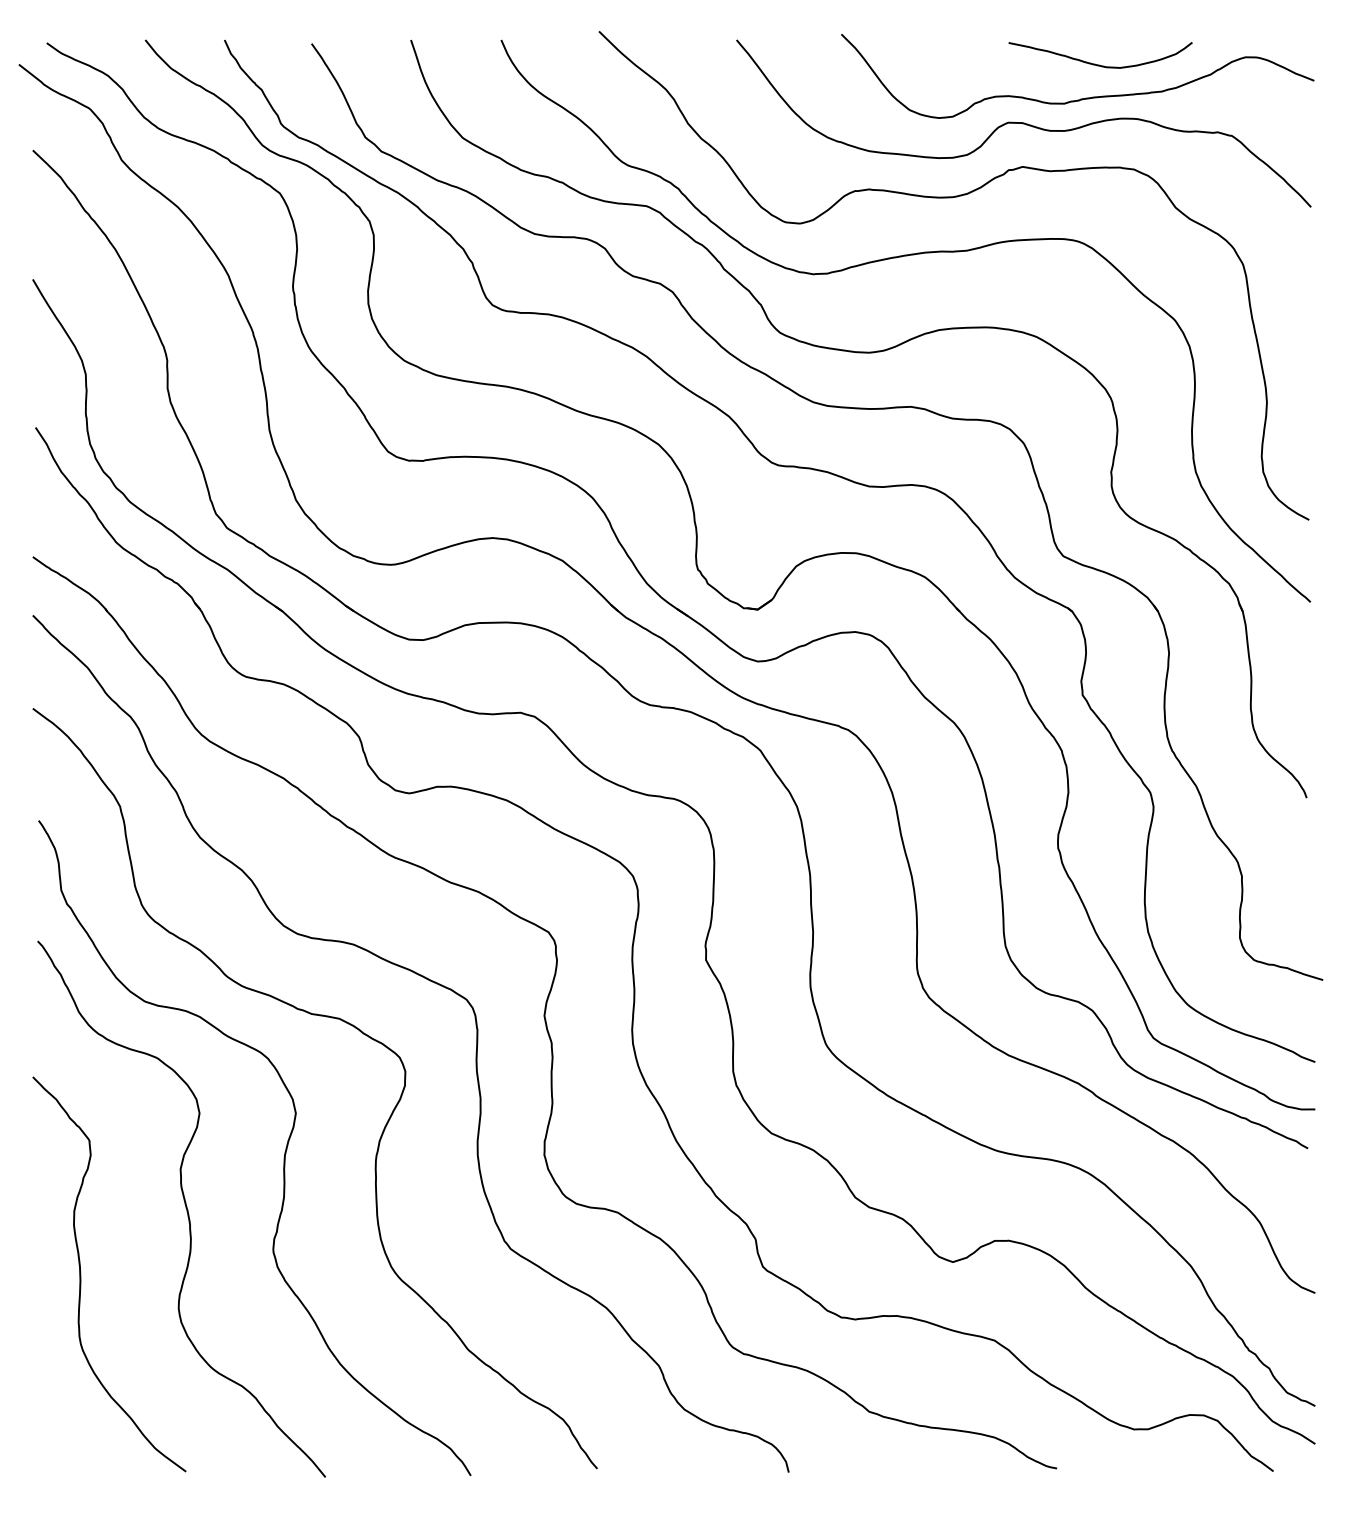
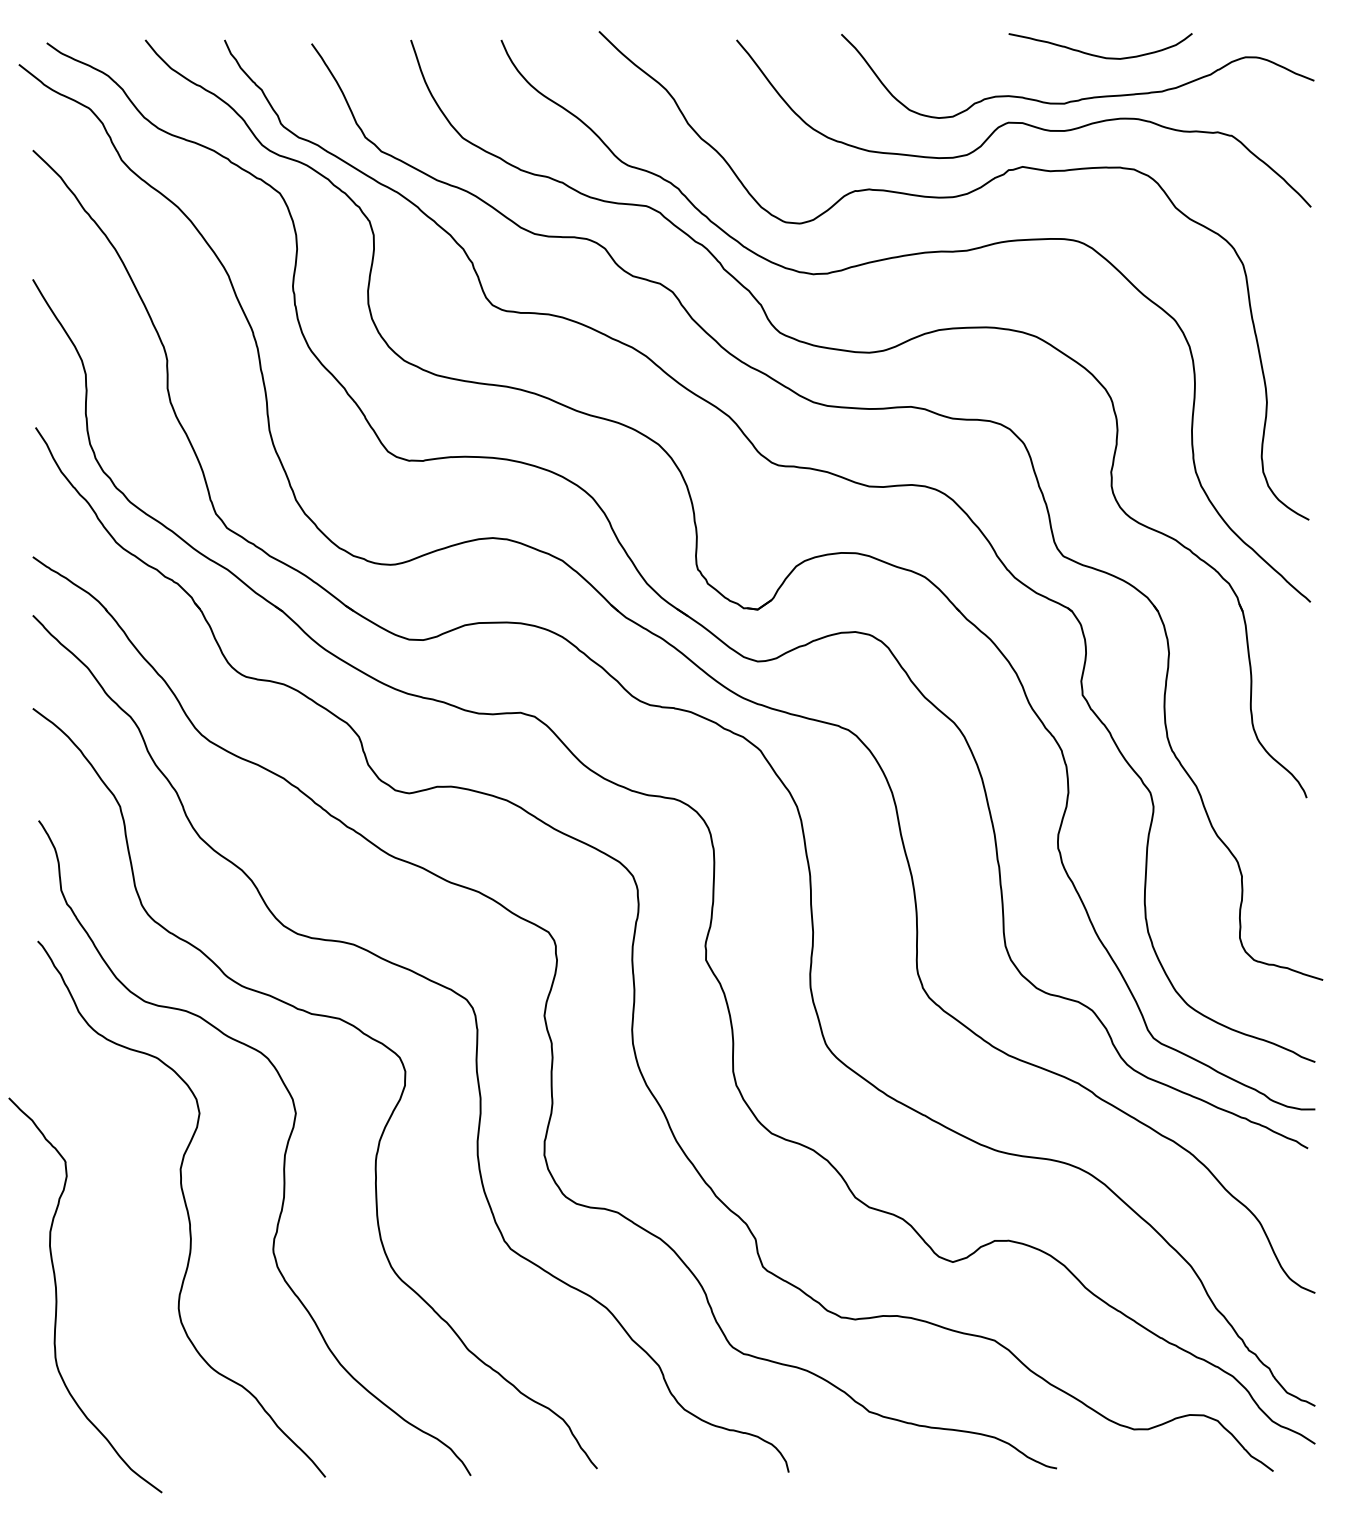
curve position: (1099, 64) -> (1099, 55) (1099, 55)
curve position: (81, 1274) -> (57, 1295) (57, 1295)
